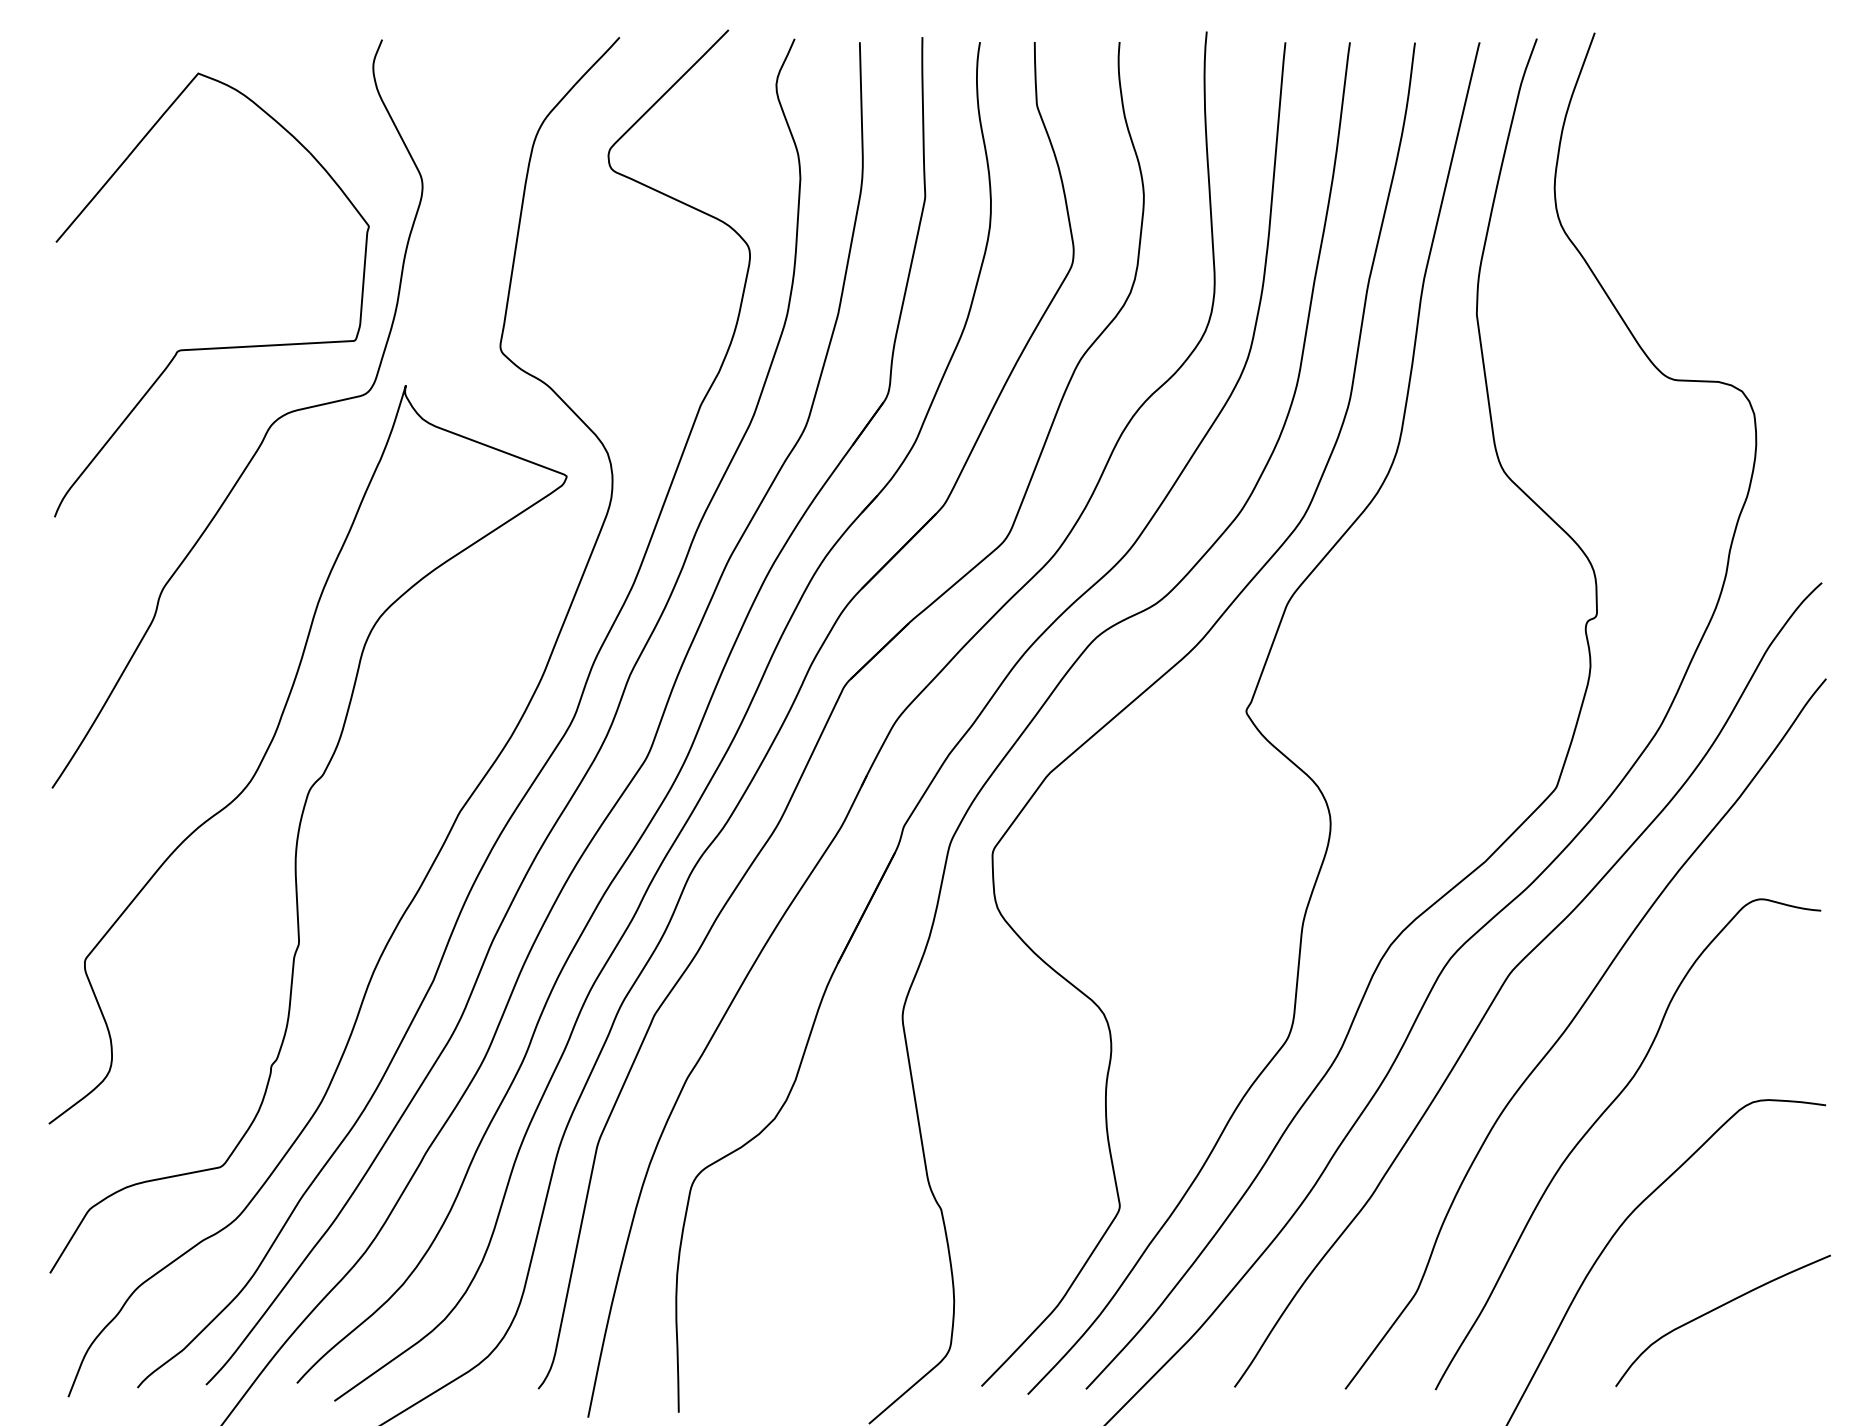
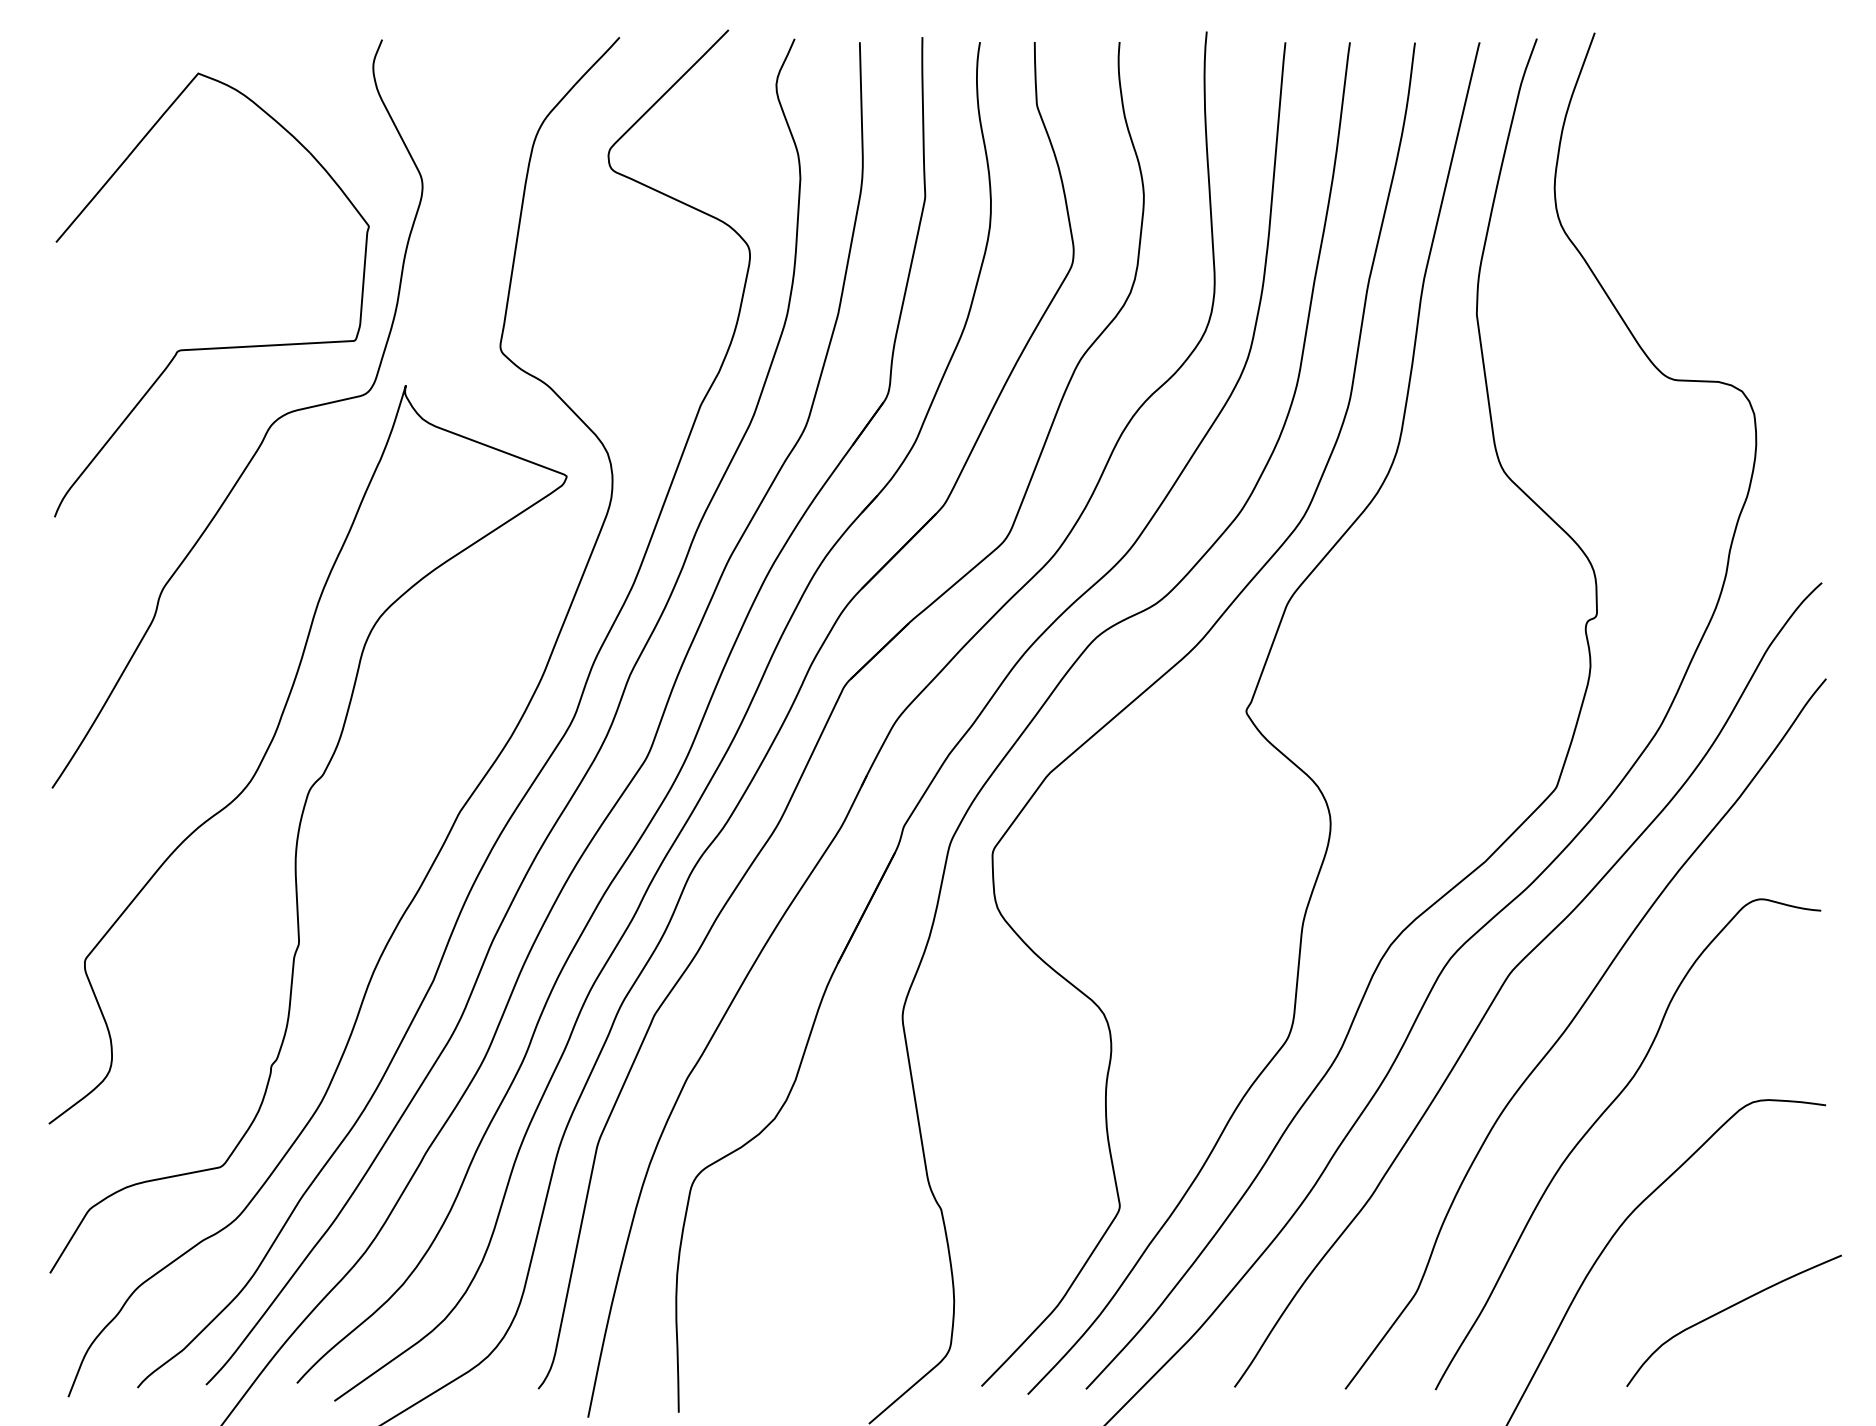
curve position: (1716, 1309) -> (1727, 1309) (1727, 1309)
